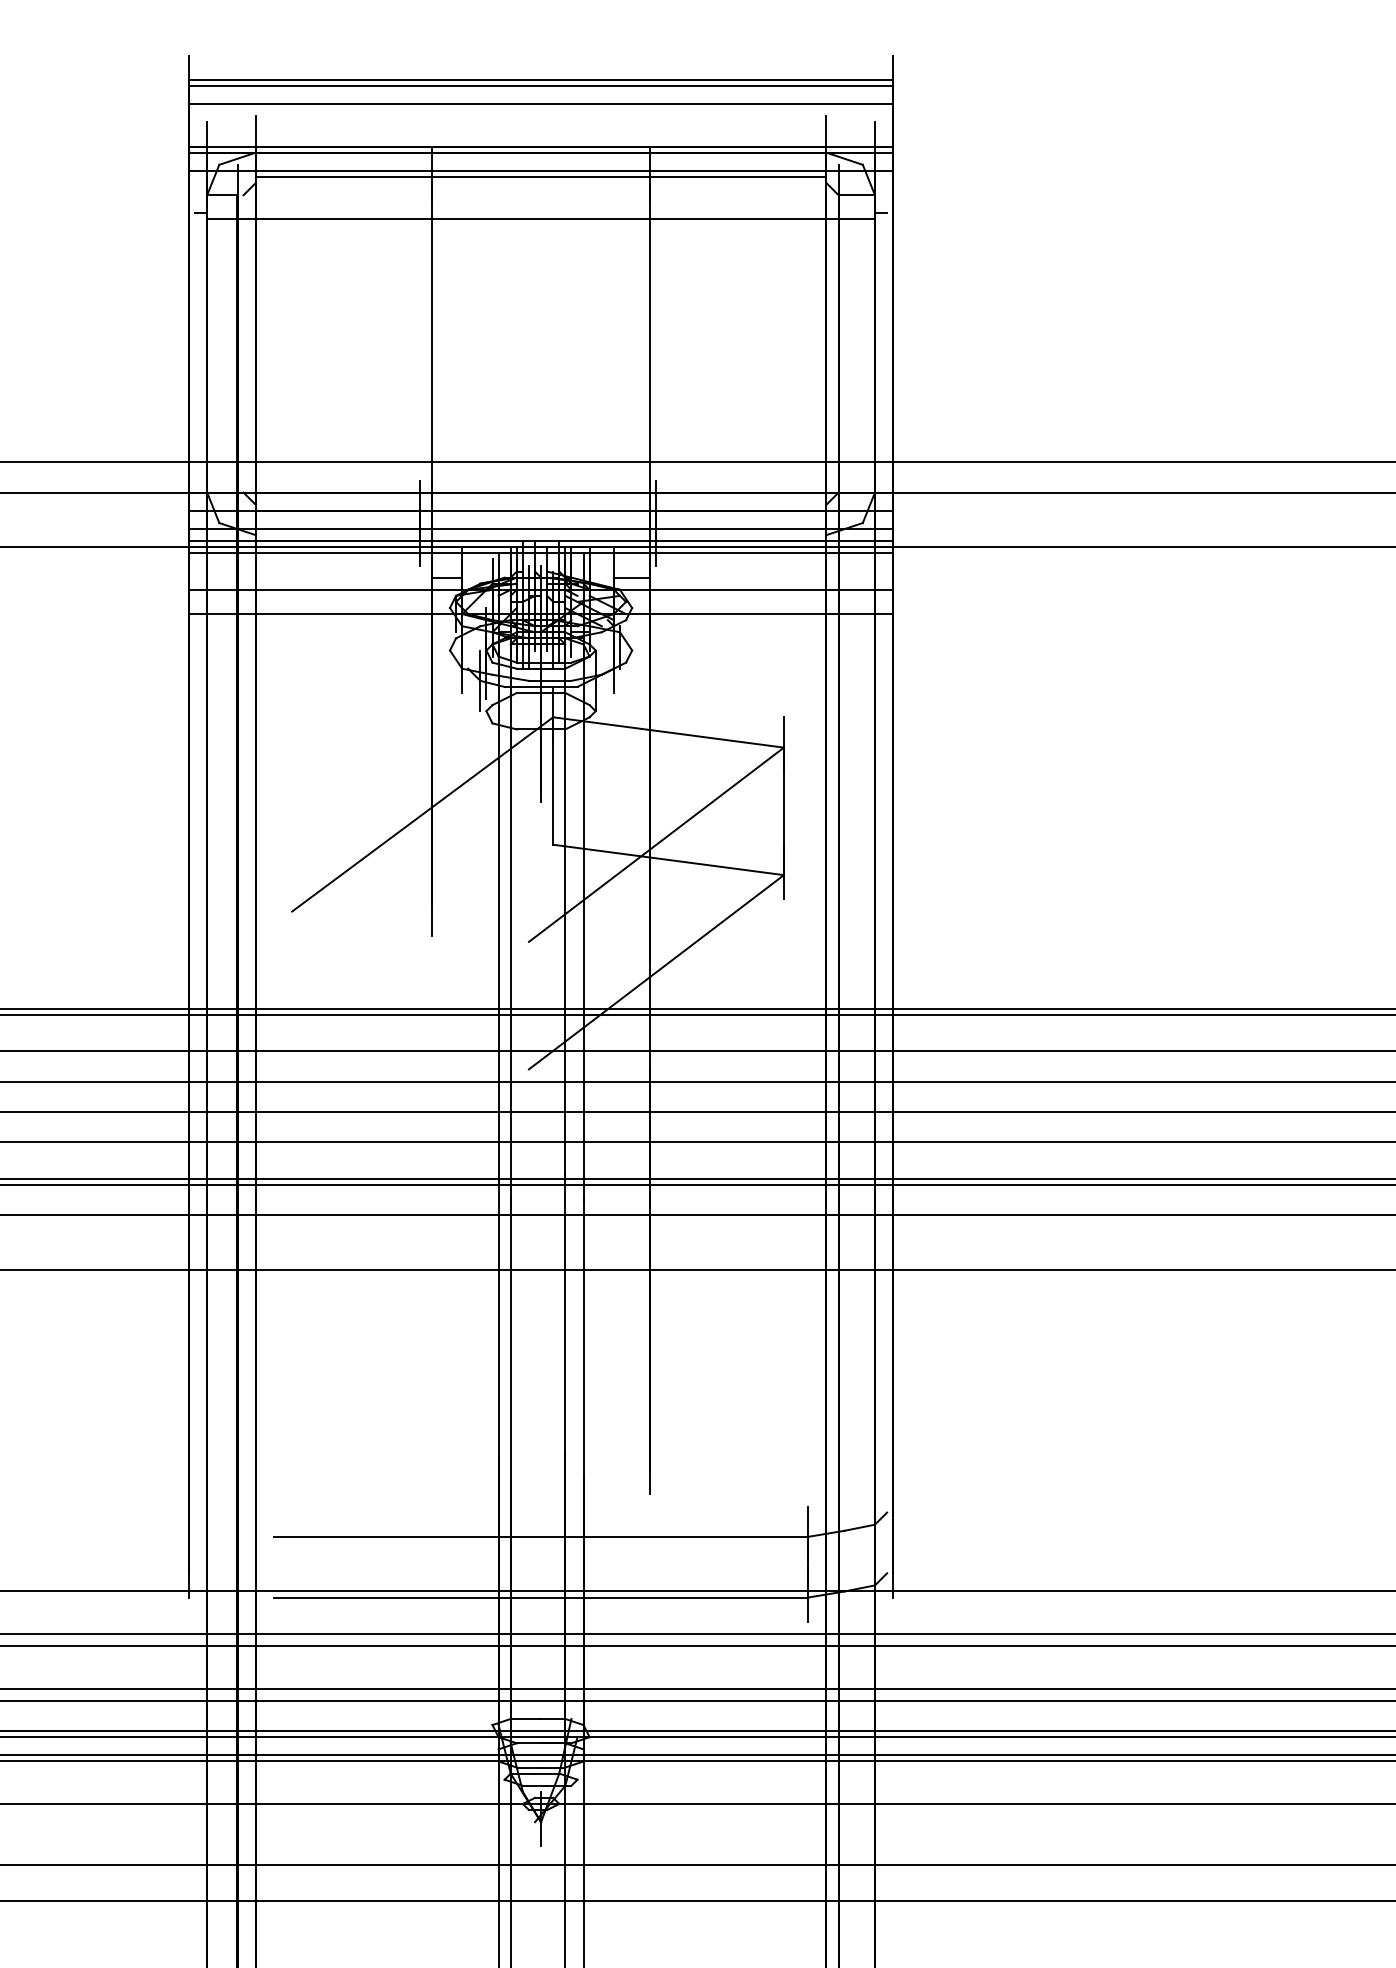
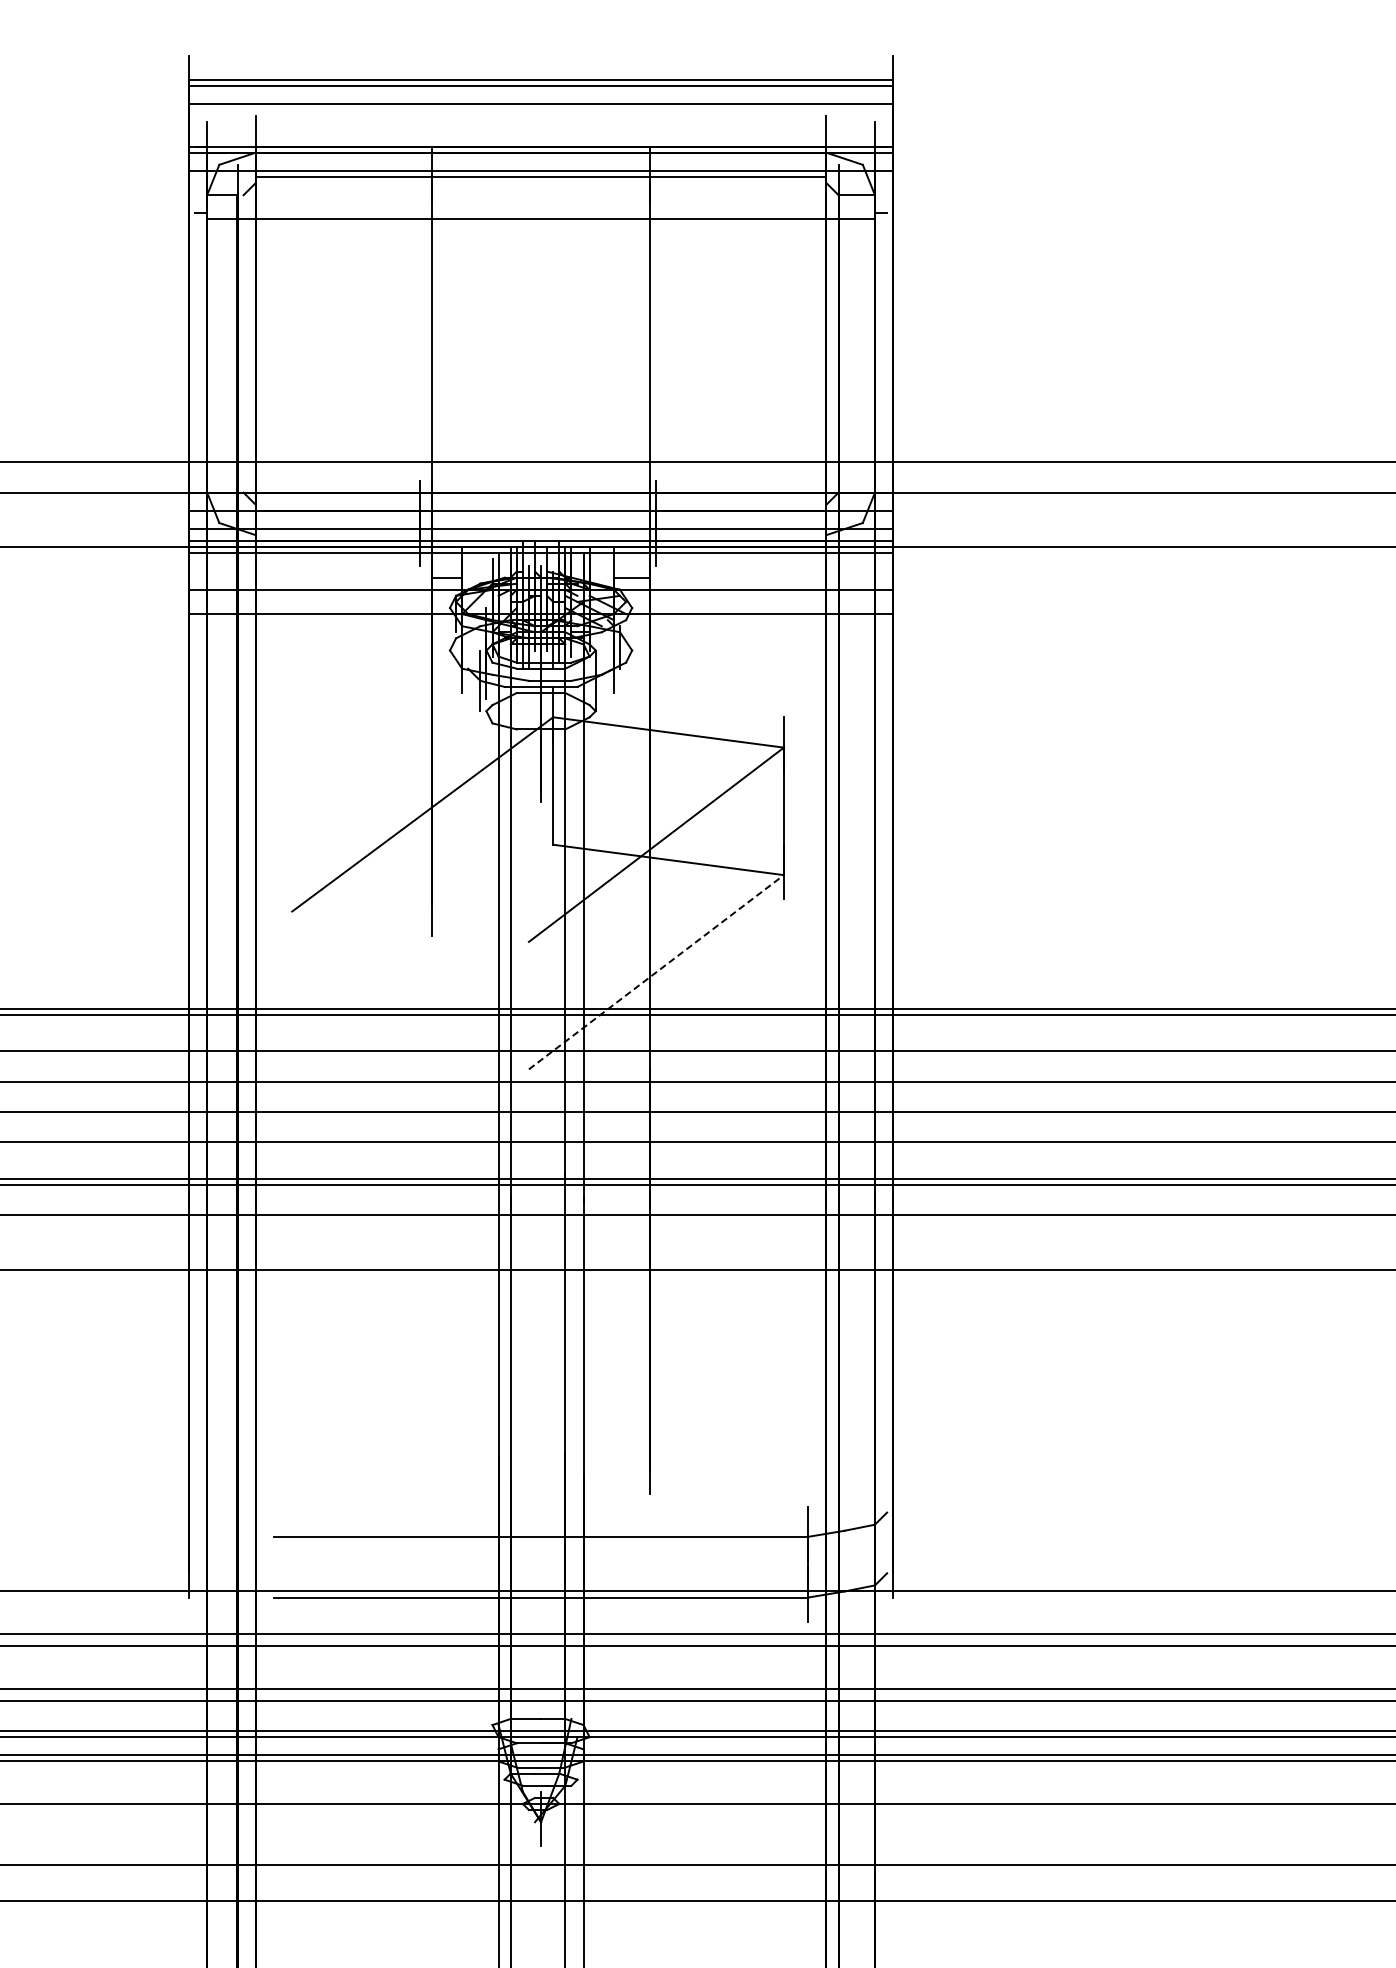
line: solid -> dashed (656, 971)
